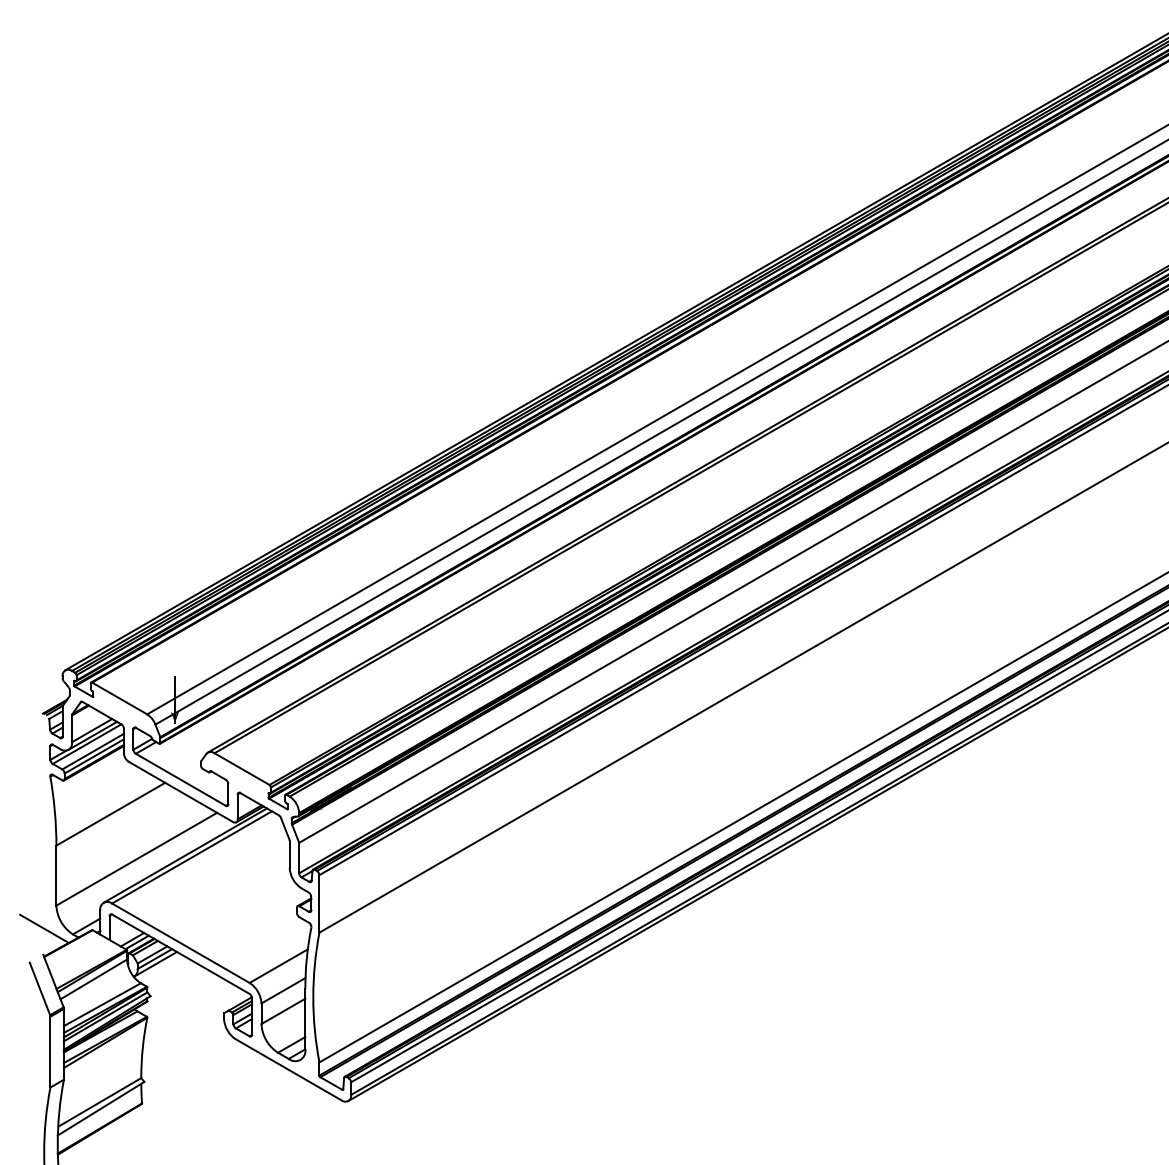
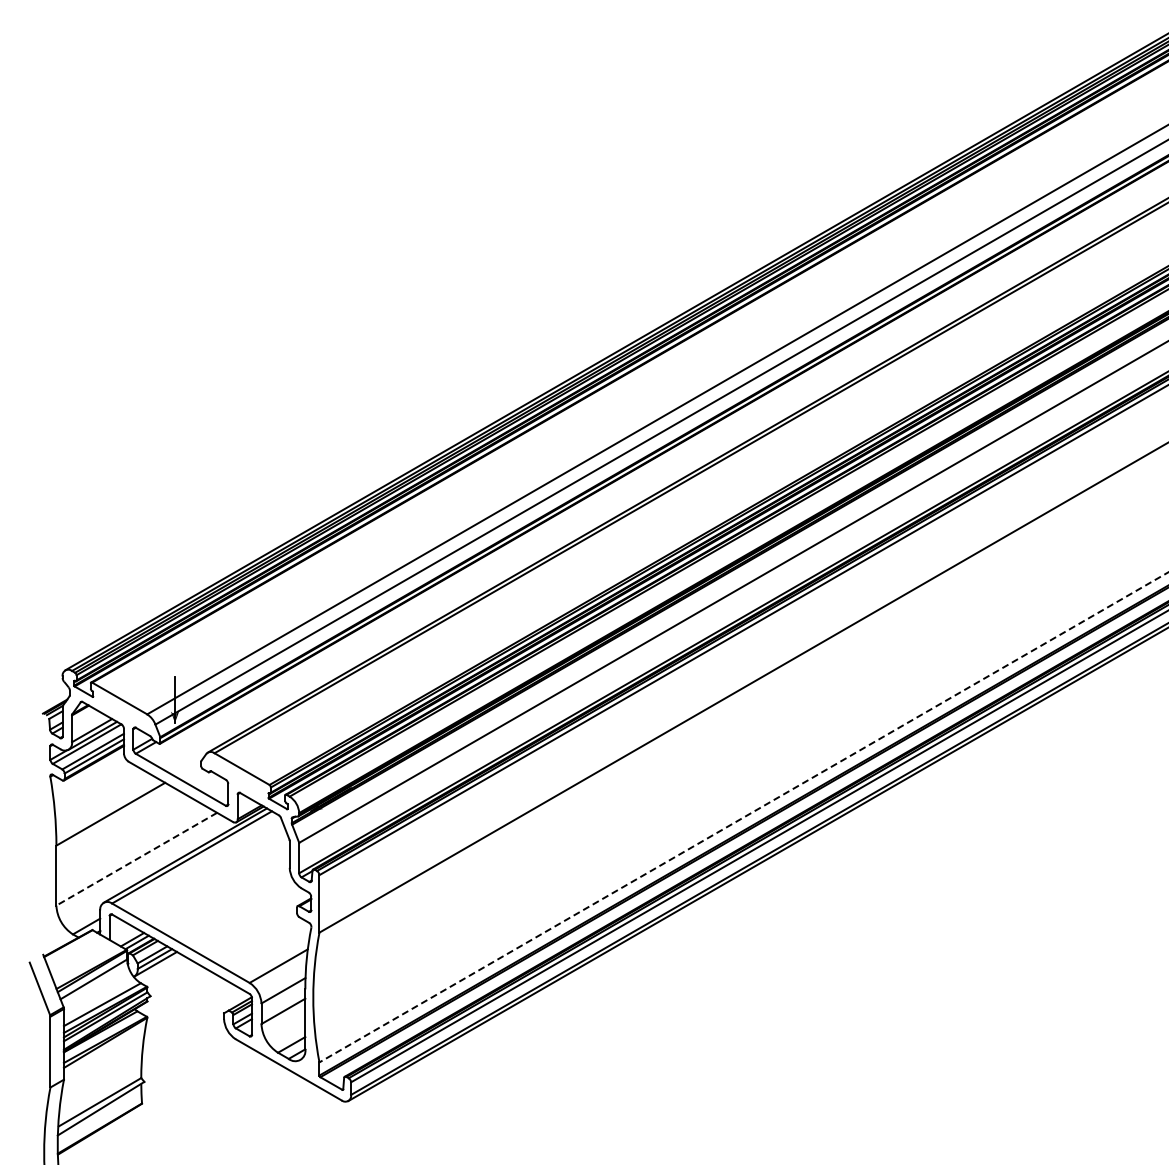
line: solid -> dashed (743, 817)
line: solid -> dashed (136, 859)
line: present -> none (44, 928)
